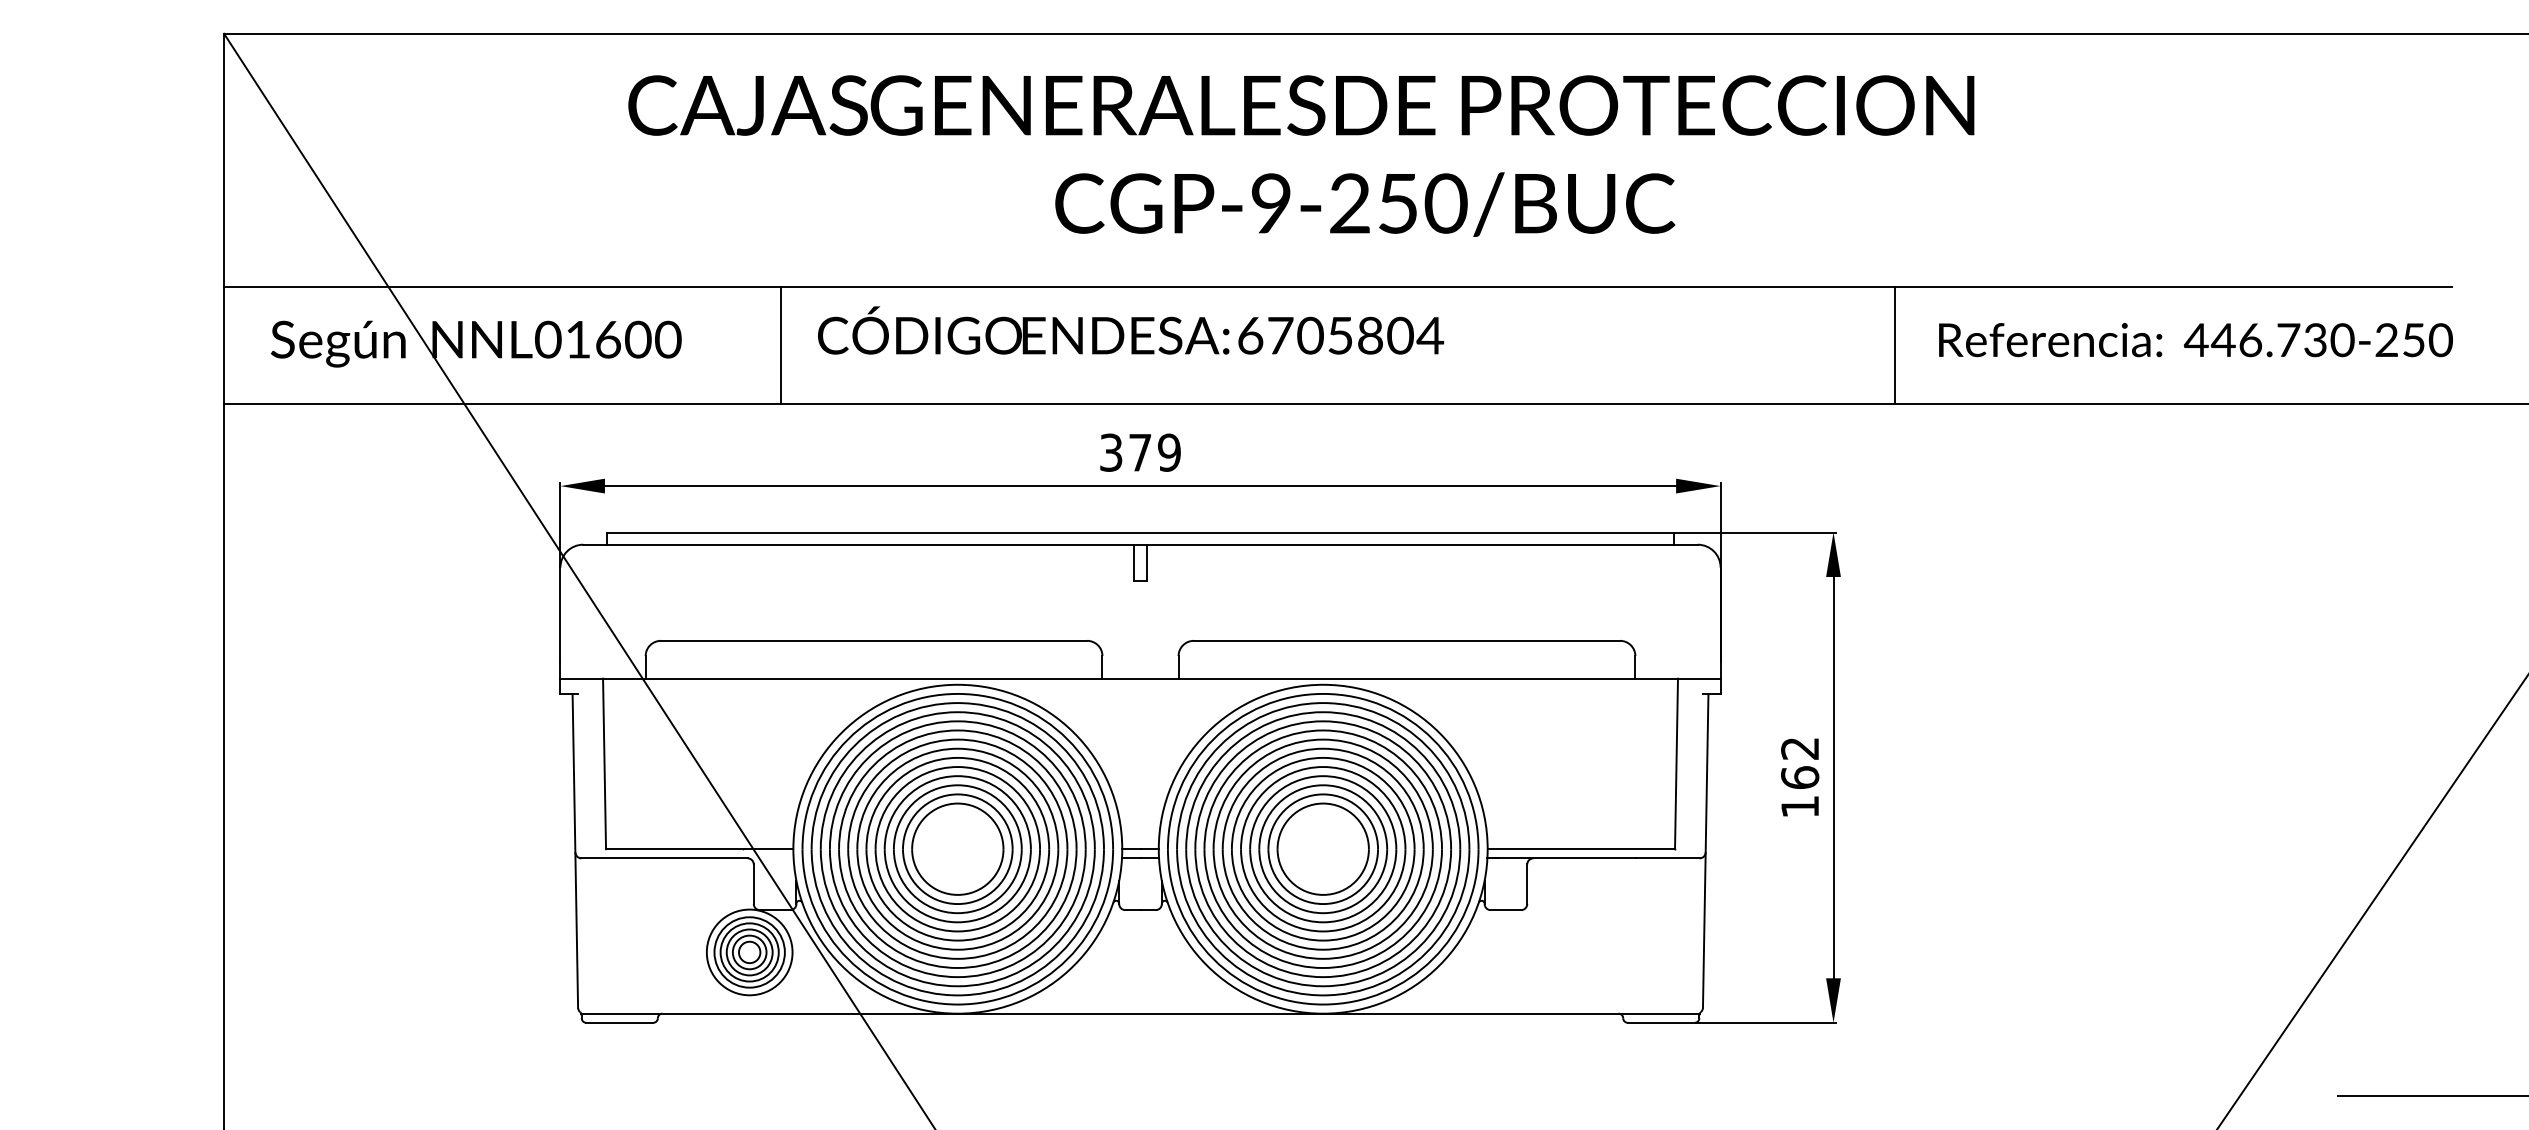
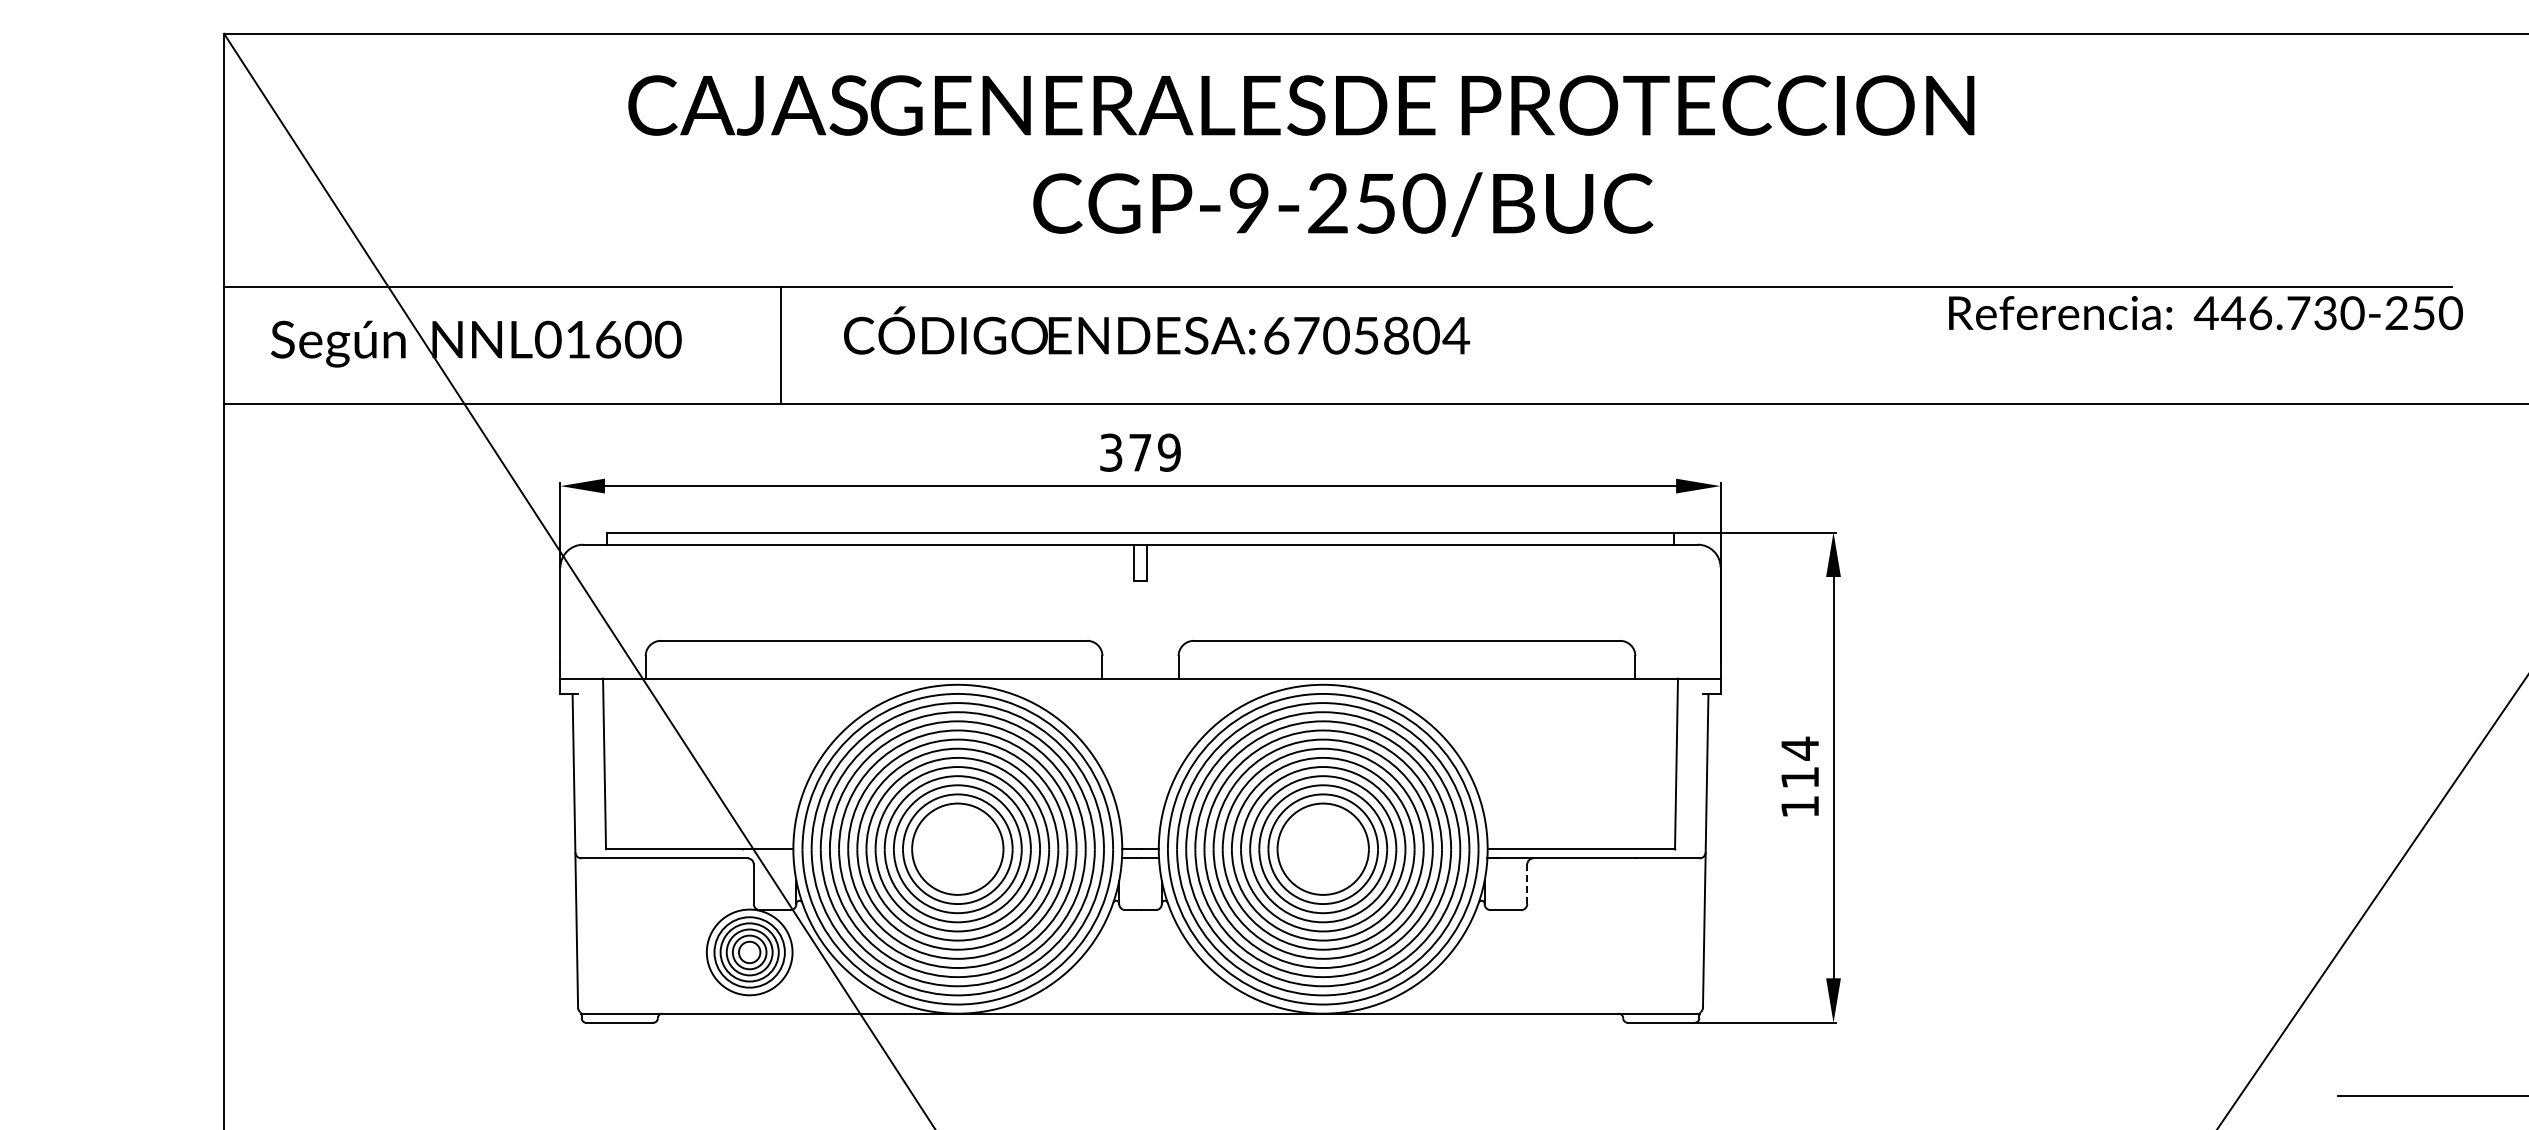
text position: (1365, 204) -> (1343, 204) (1343, 204)
text position: (1131, 330) -> (1157, 330) (1157, 330)
text position: (2195, 340) -> (2205, 313) (2205, 313)
line: present -> none (1895, 345)
text: 162 -> 114 (1800, 762)
line: solid -> dashed (1527, 884)
